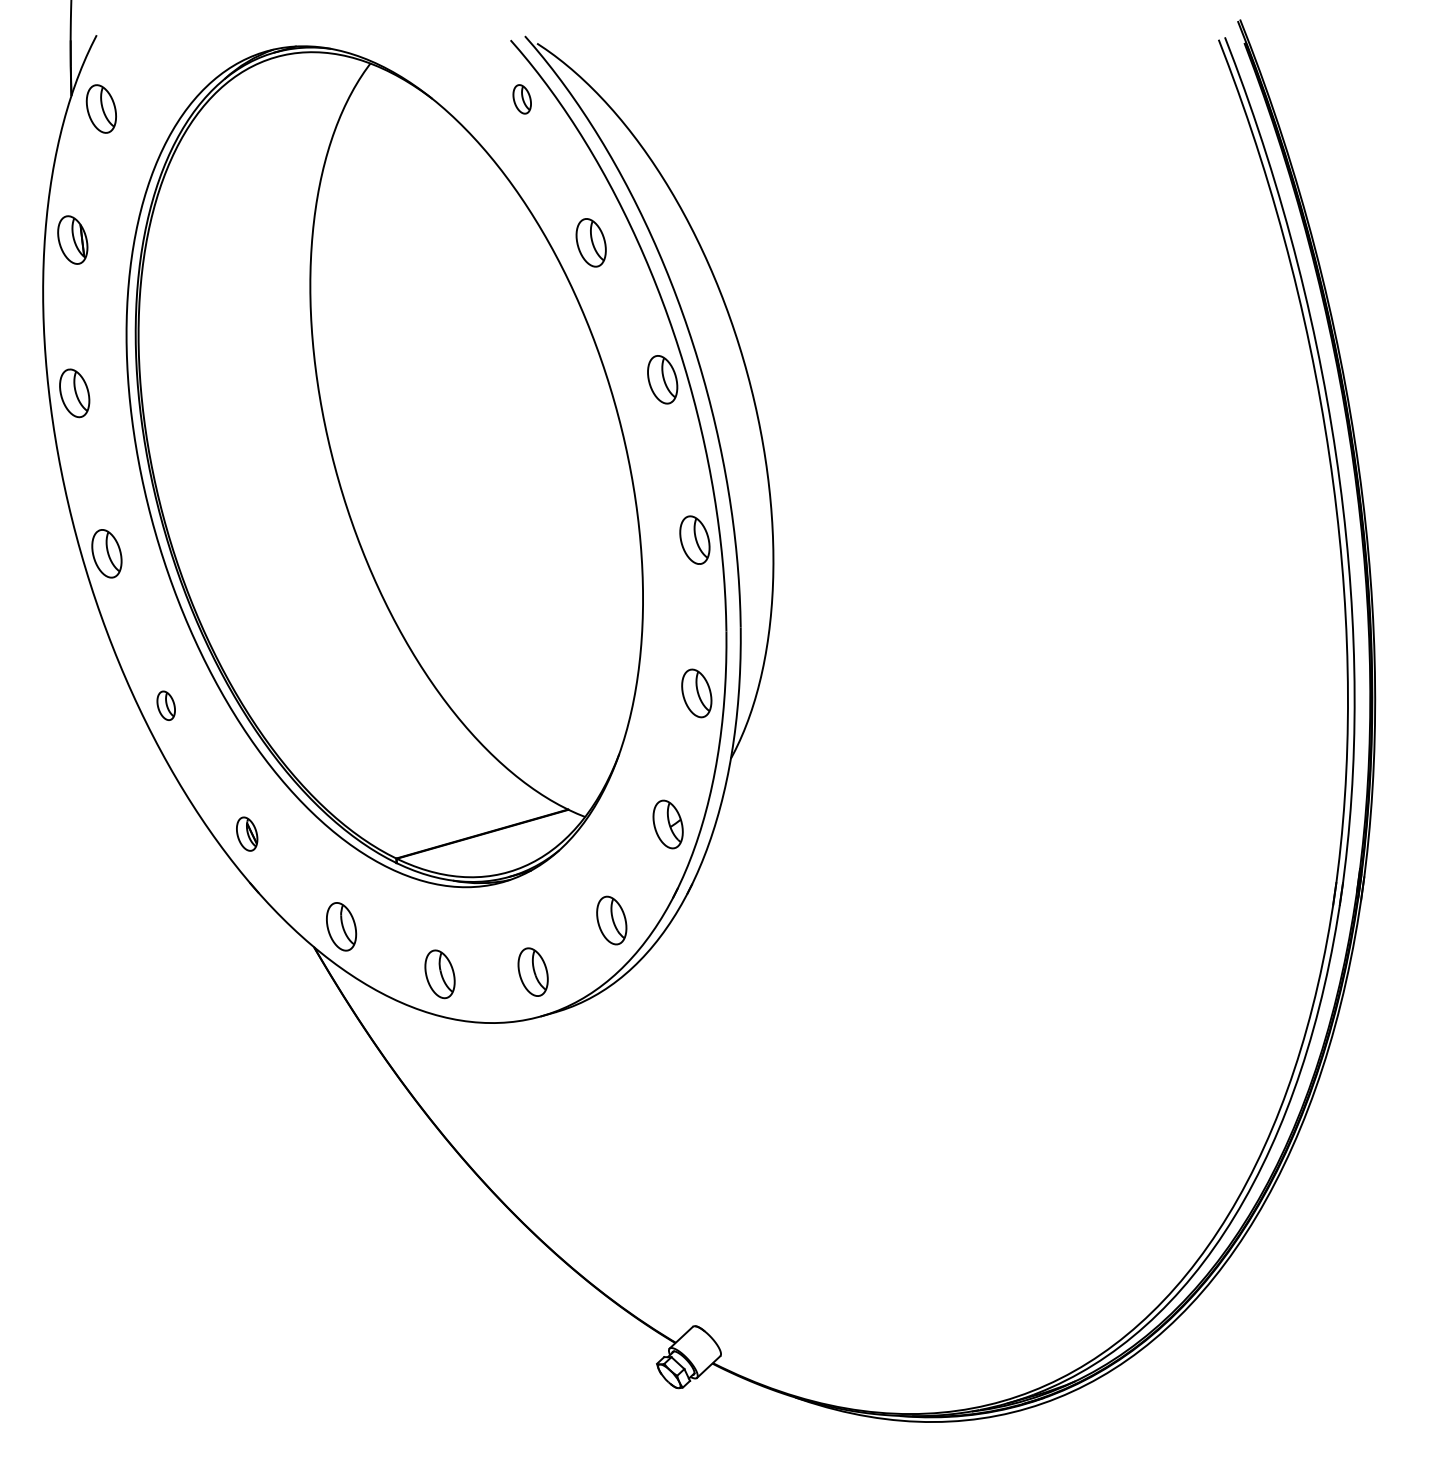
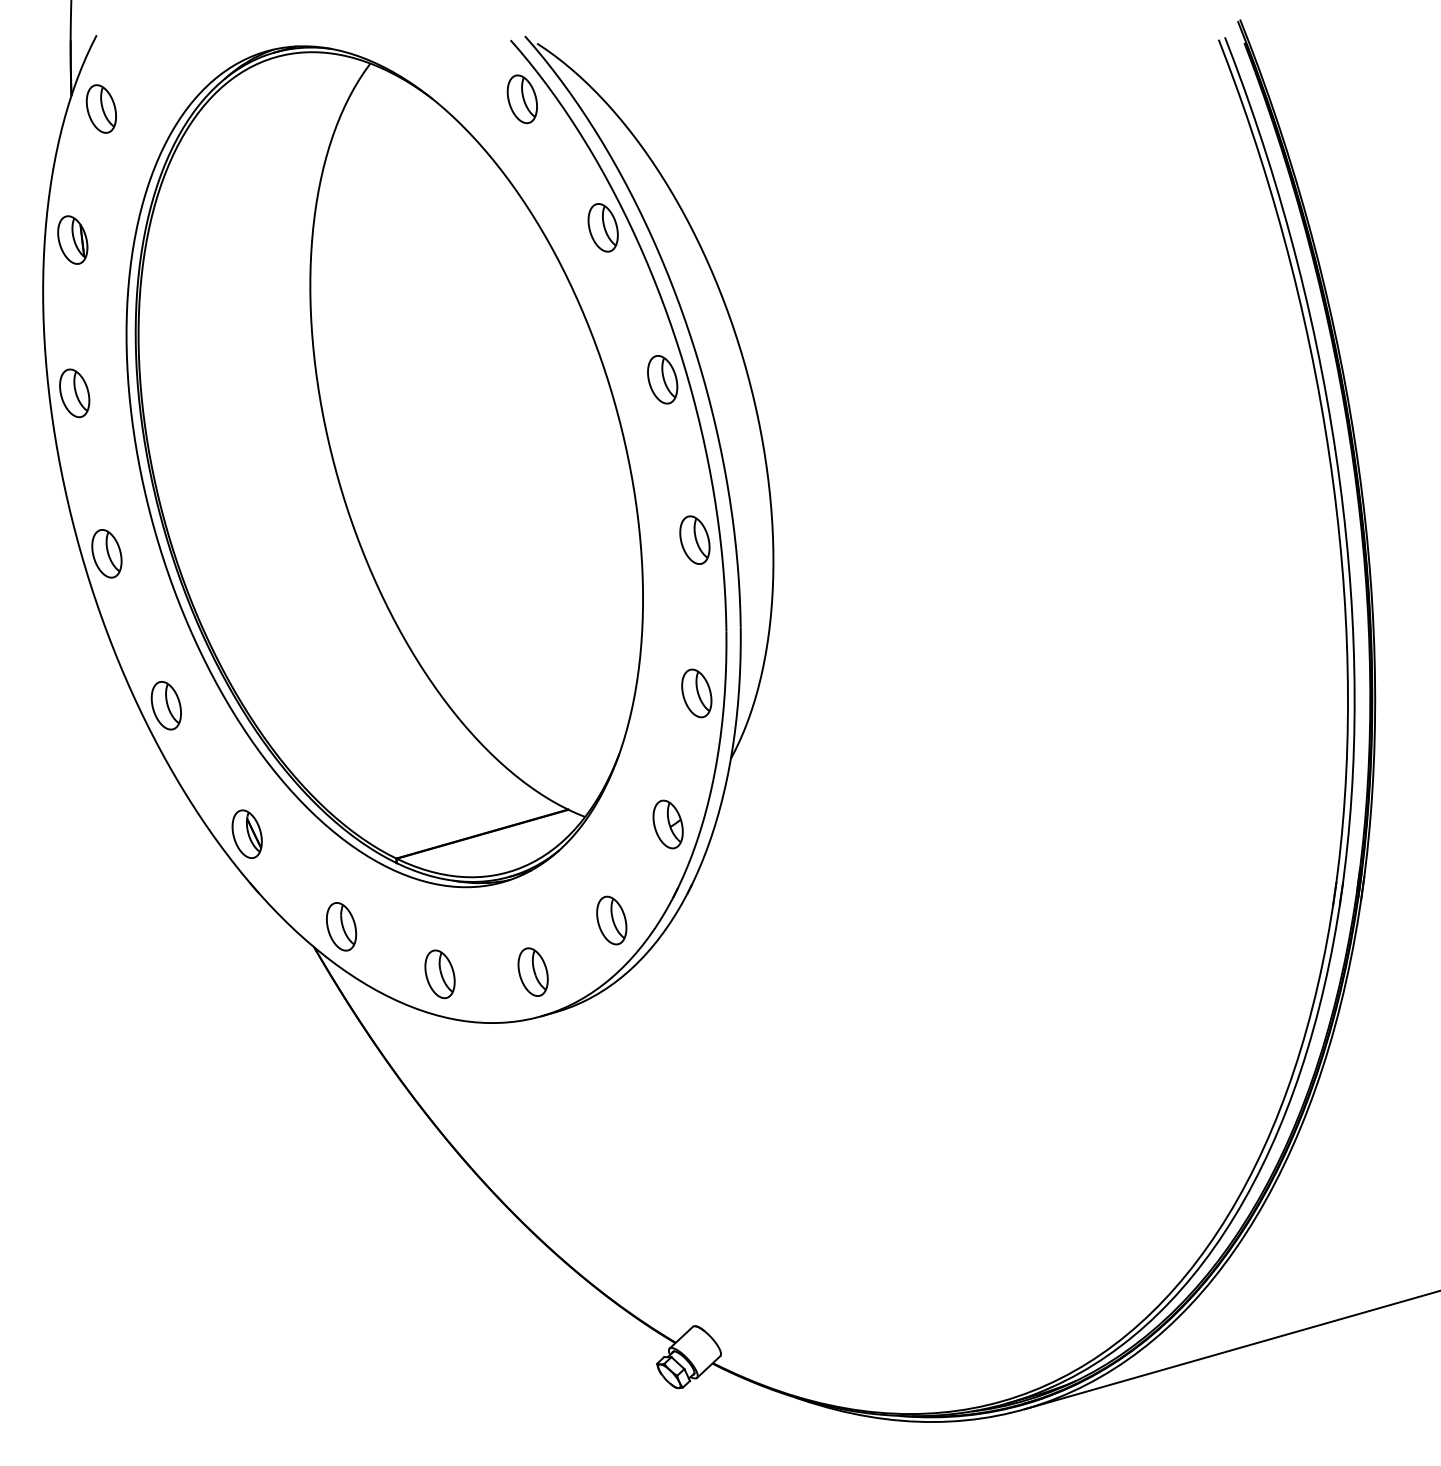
part size: 20x31 px -> 32x51 px (521, 99)
part position: (590, 242) -> (602, 227) (602, 227)
part size: 20x31 px -> 32x50 px (165, 705)
part size: 23x36 px -> 32x50 px (246, 833)
line: none -> present (1230, 1350)
